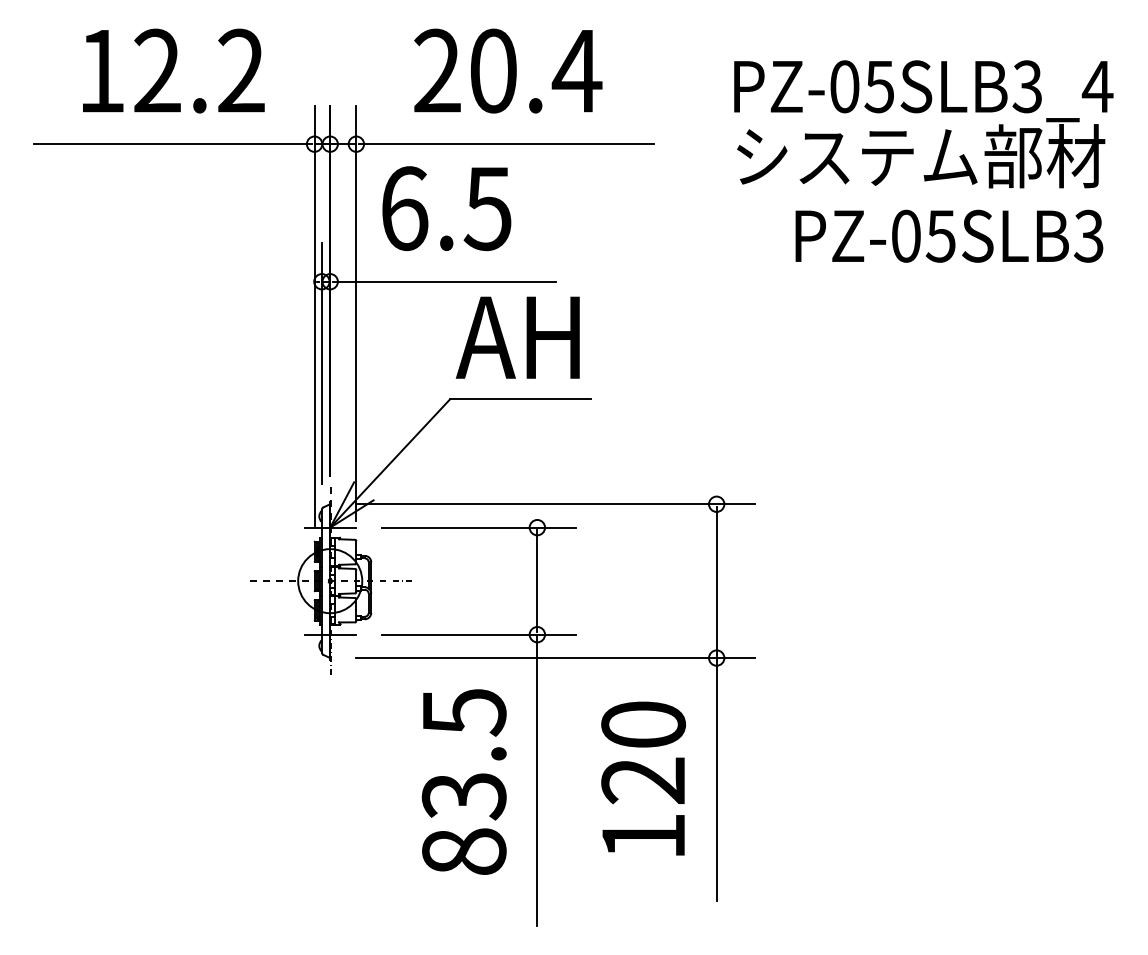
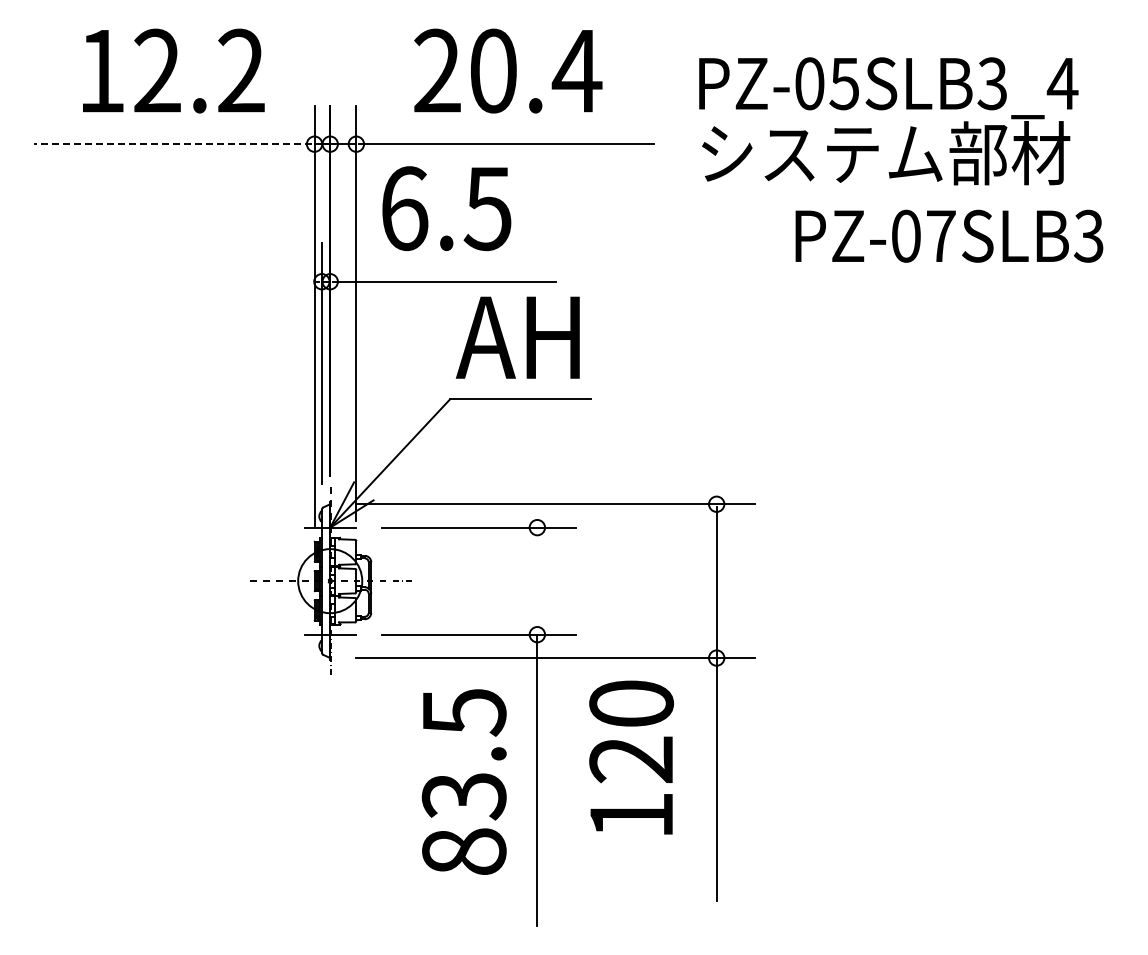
text position: (923, 124) -> (888, 121) (888, 121)
line: solid -> dashed (173, 144)
text: PZ-05SLB3 -> PZ-07SLB3 (940, 236)
line: present -> none (537, 581)
text position: (643, 778) -> (631, 757) (631, 757)
